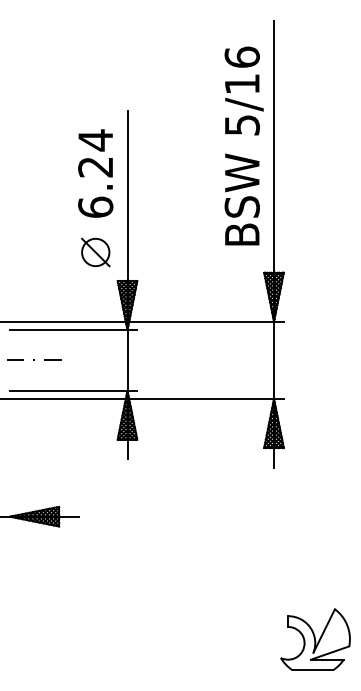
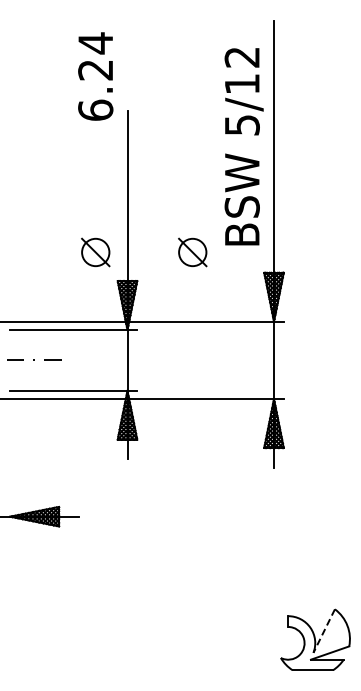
text: 5/16 -> 5/12 (241, 56)
text position: (95, 173) -> (95, 76) (95, 76)
part: none -> present (192, 252)
line: solid -> dashed (323, 631)
